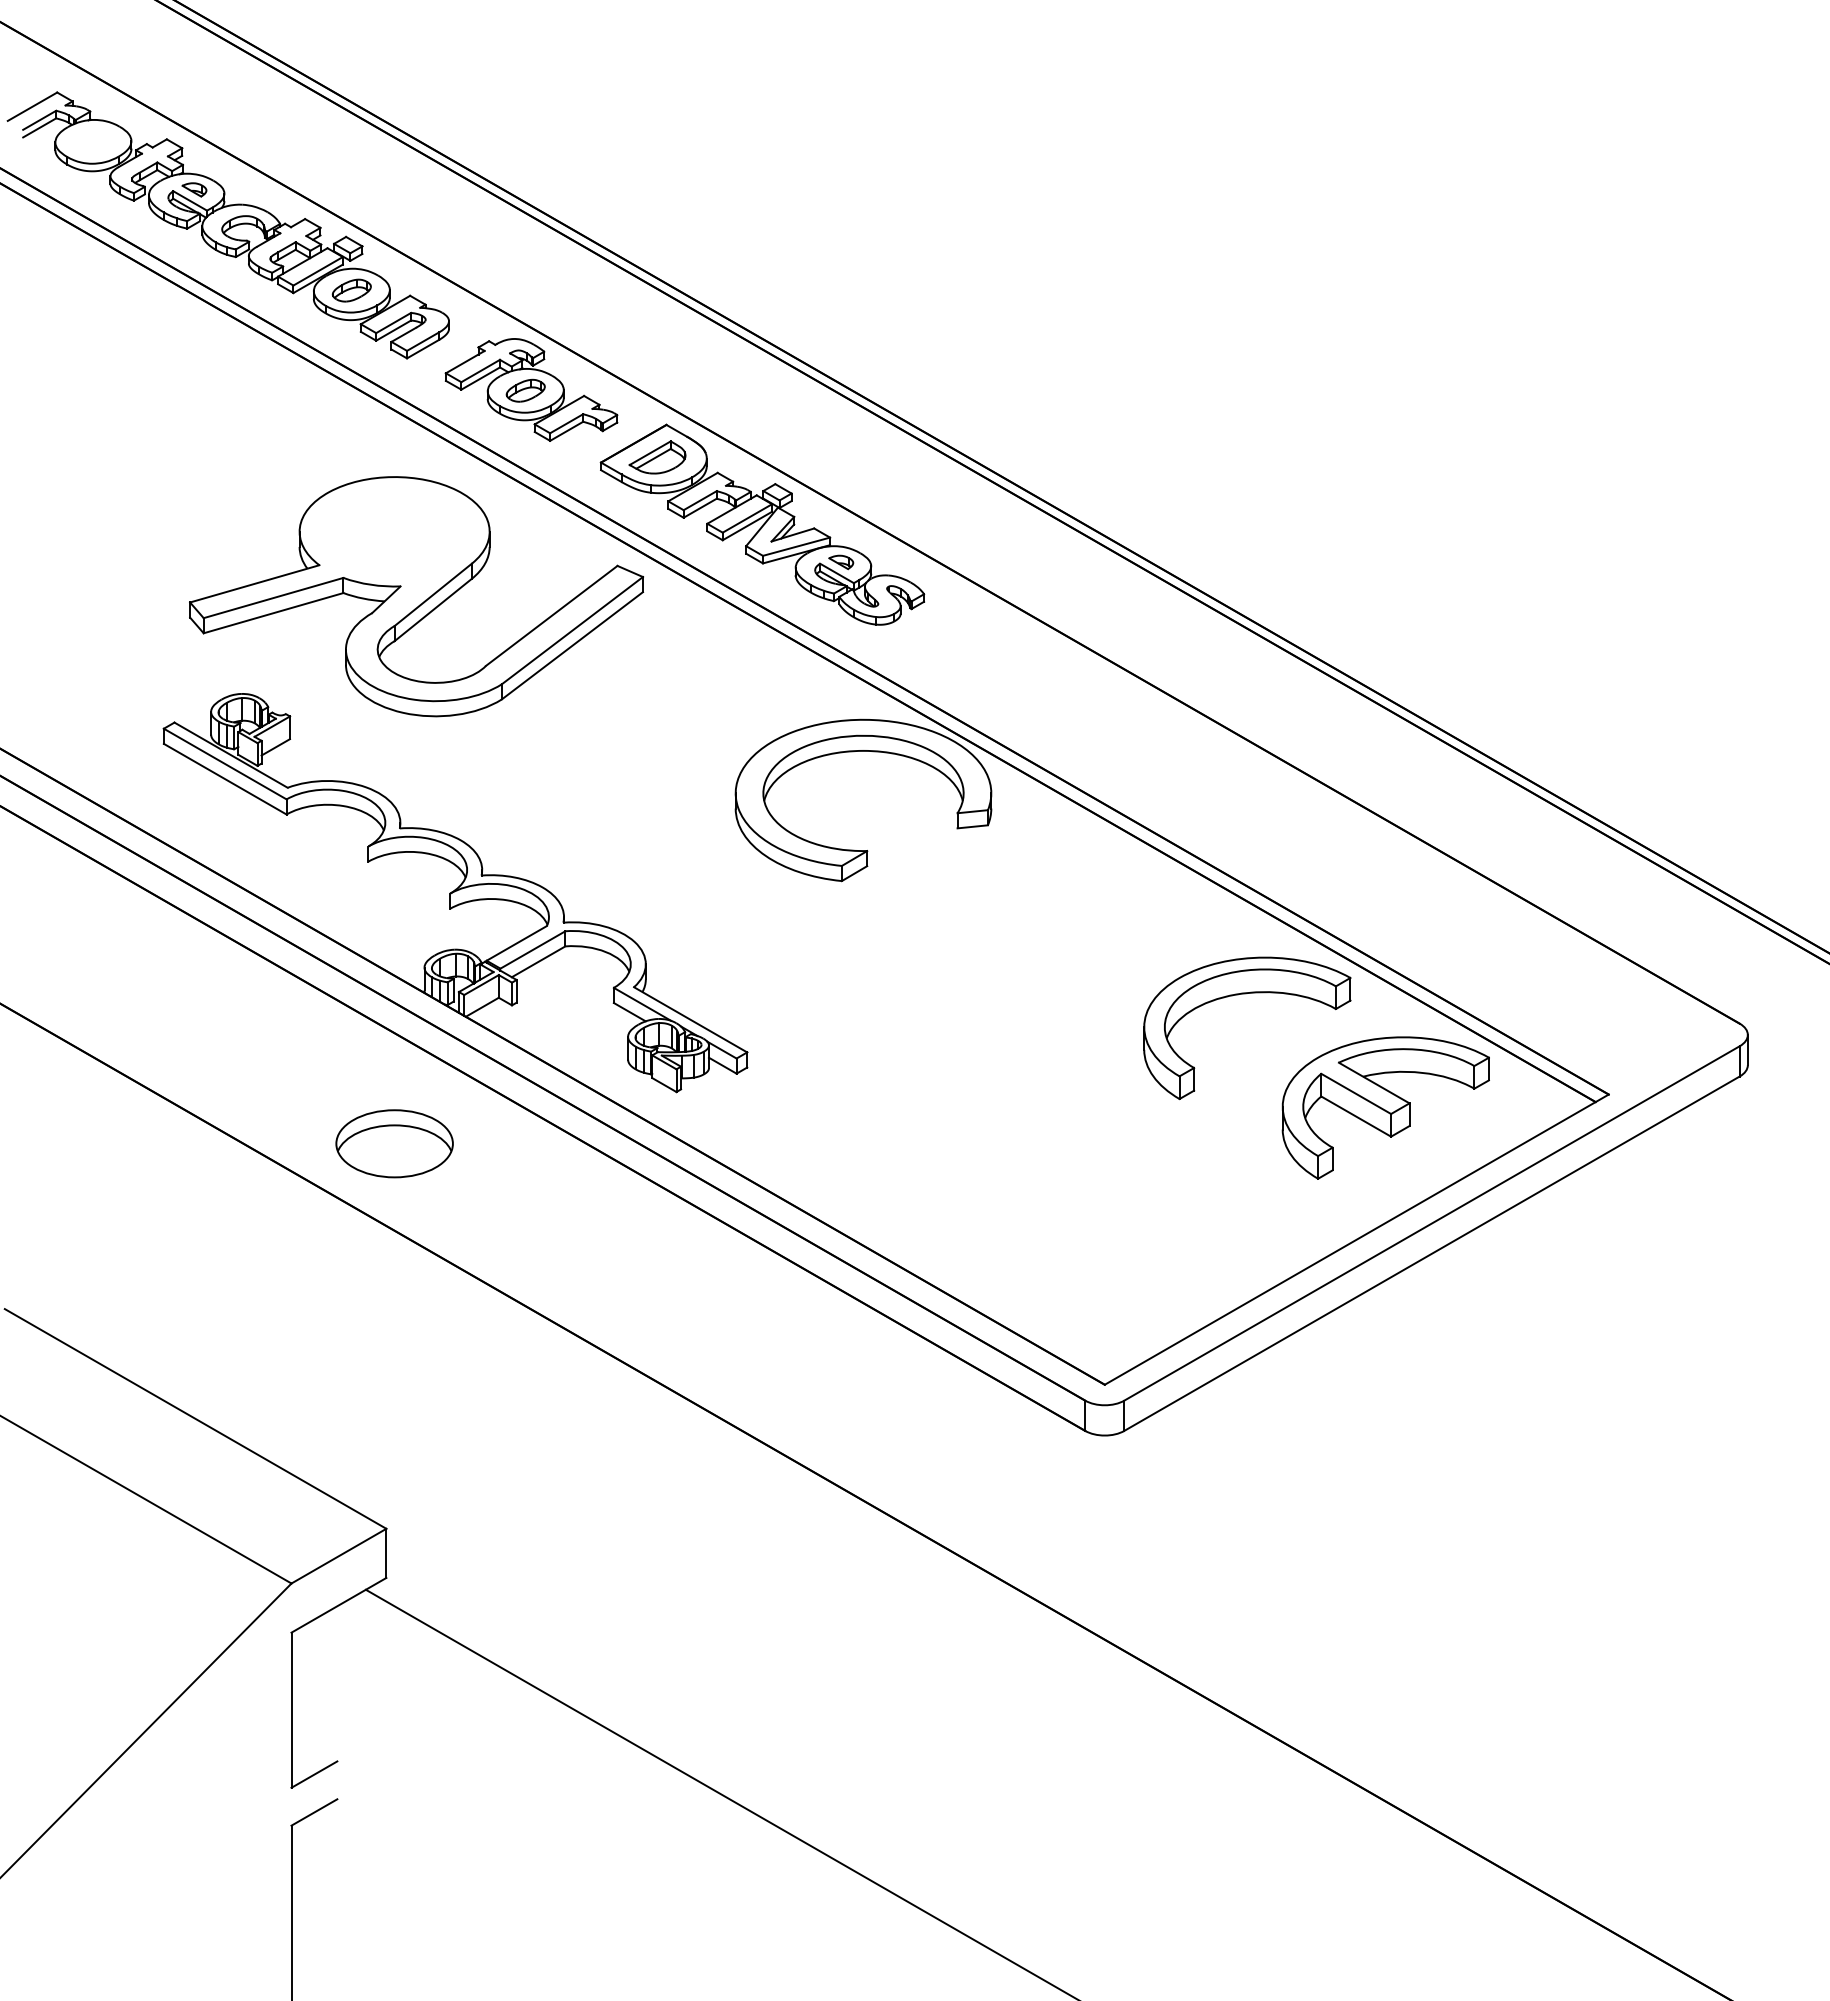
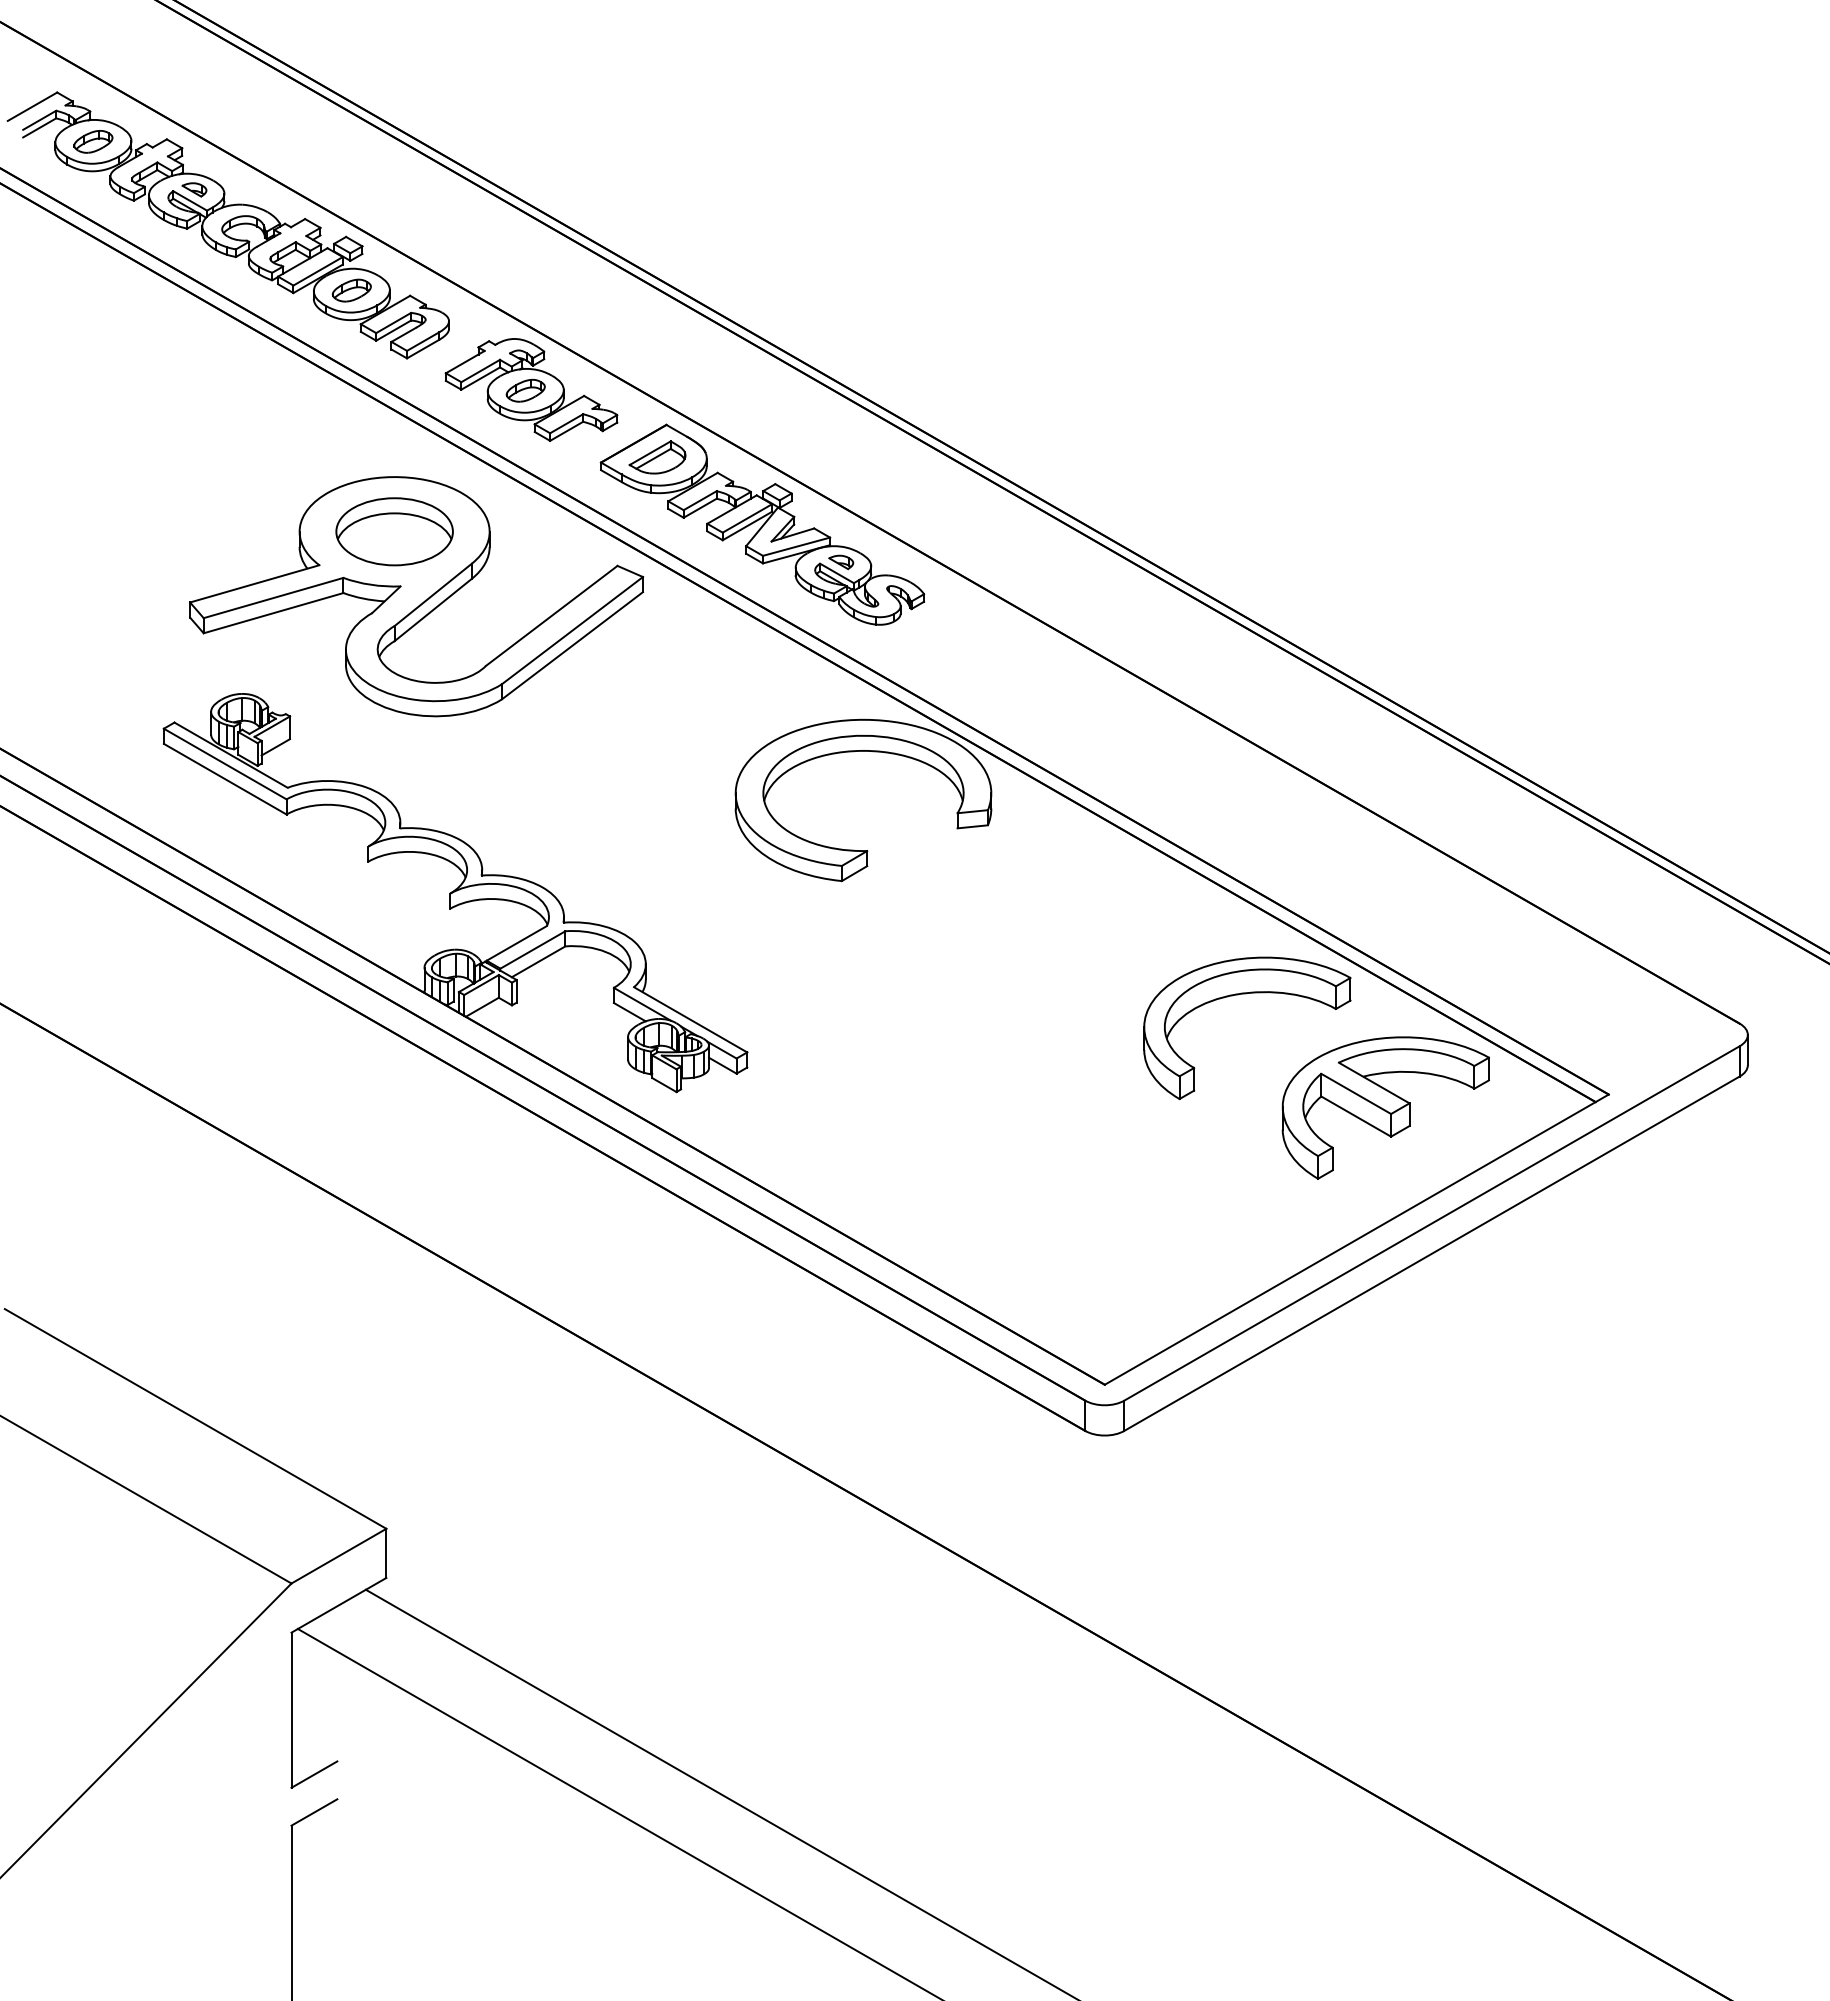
part: none -> present (93, 141)
part position: (394, 1143) -> (394, 531) (394, 531)
line: none -> present (617, 1812)
